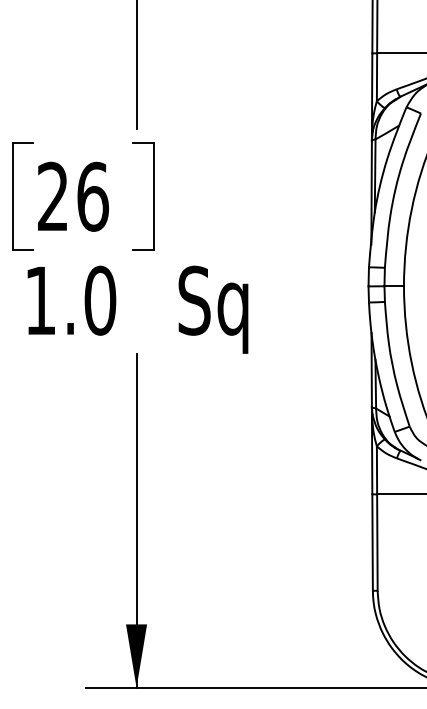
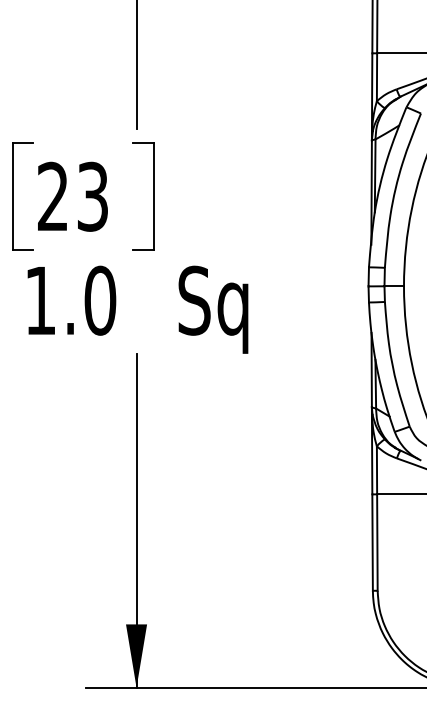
text: 26 -> 23 (92, 196)
